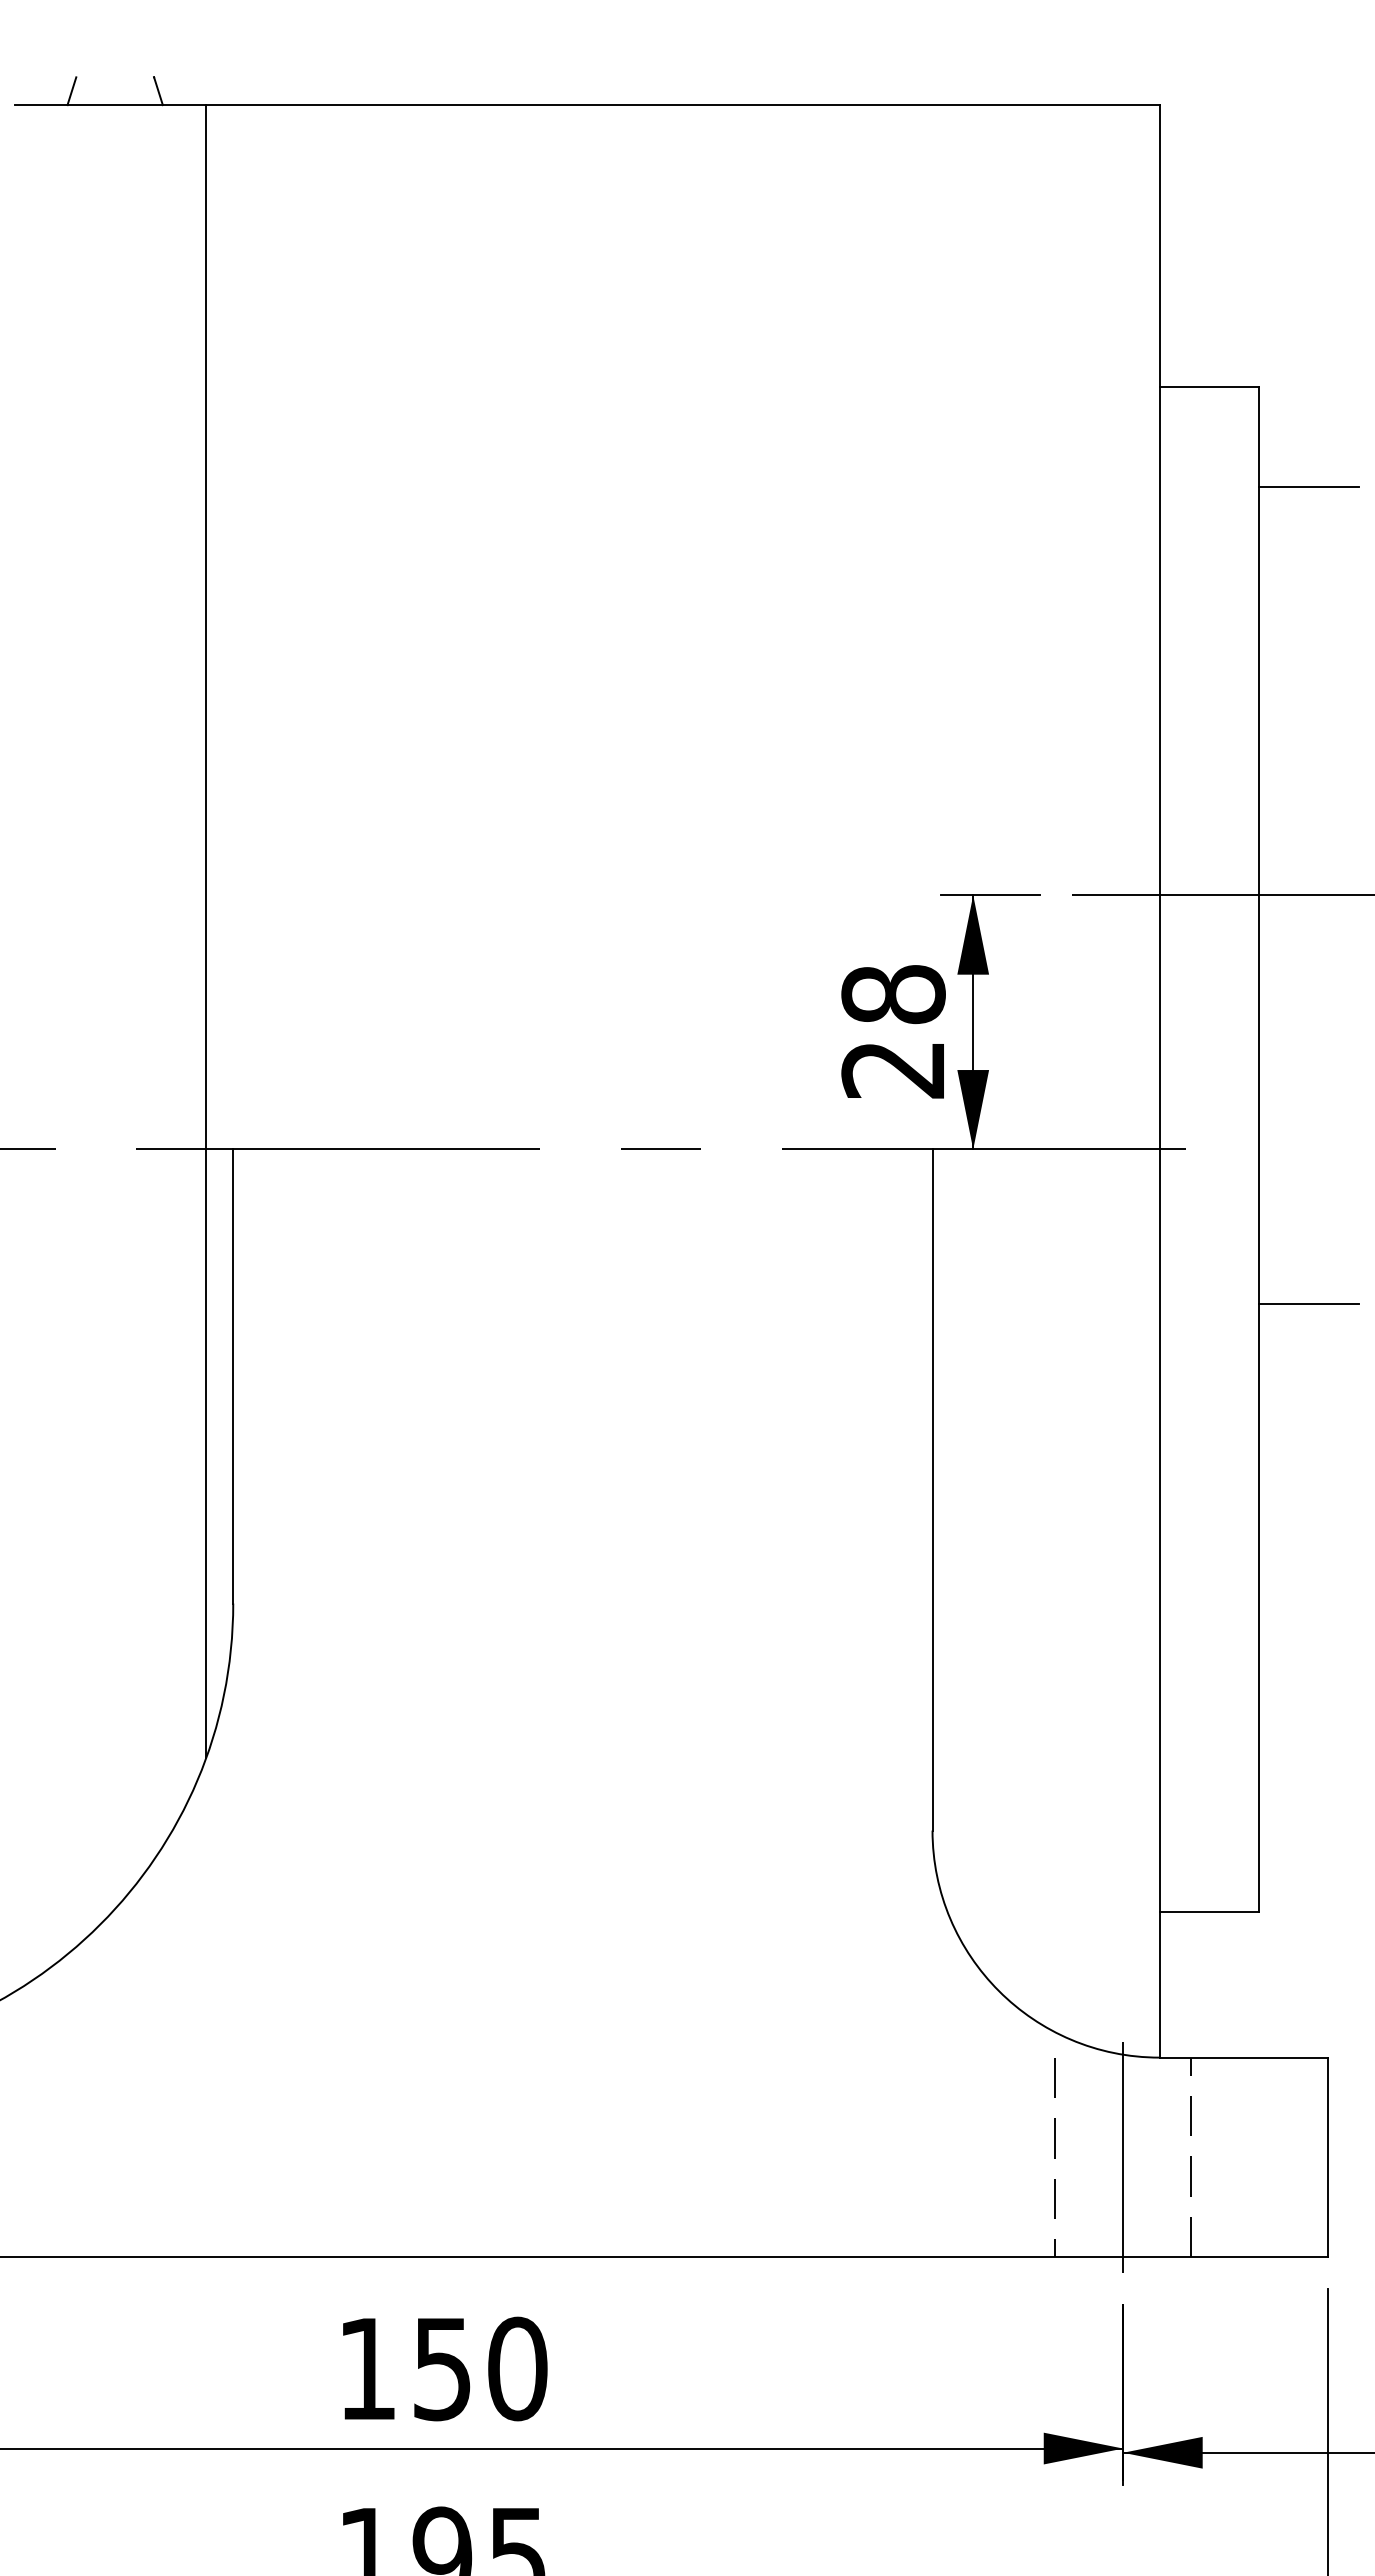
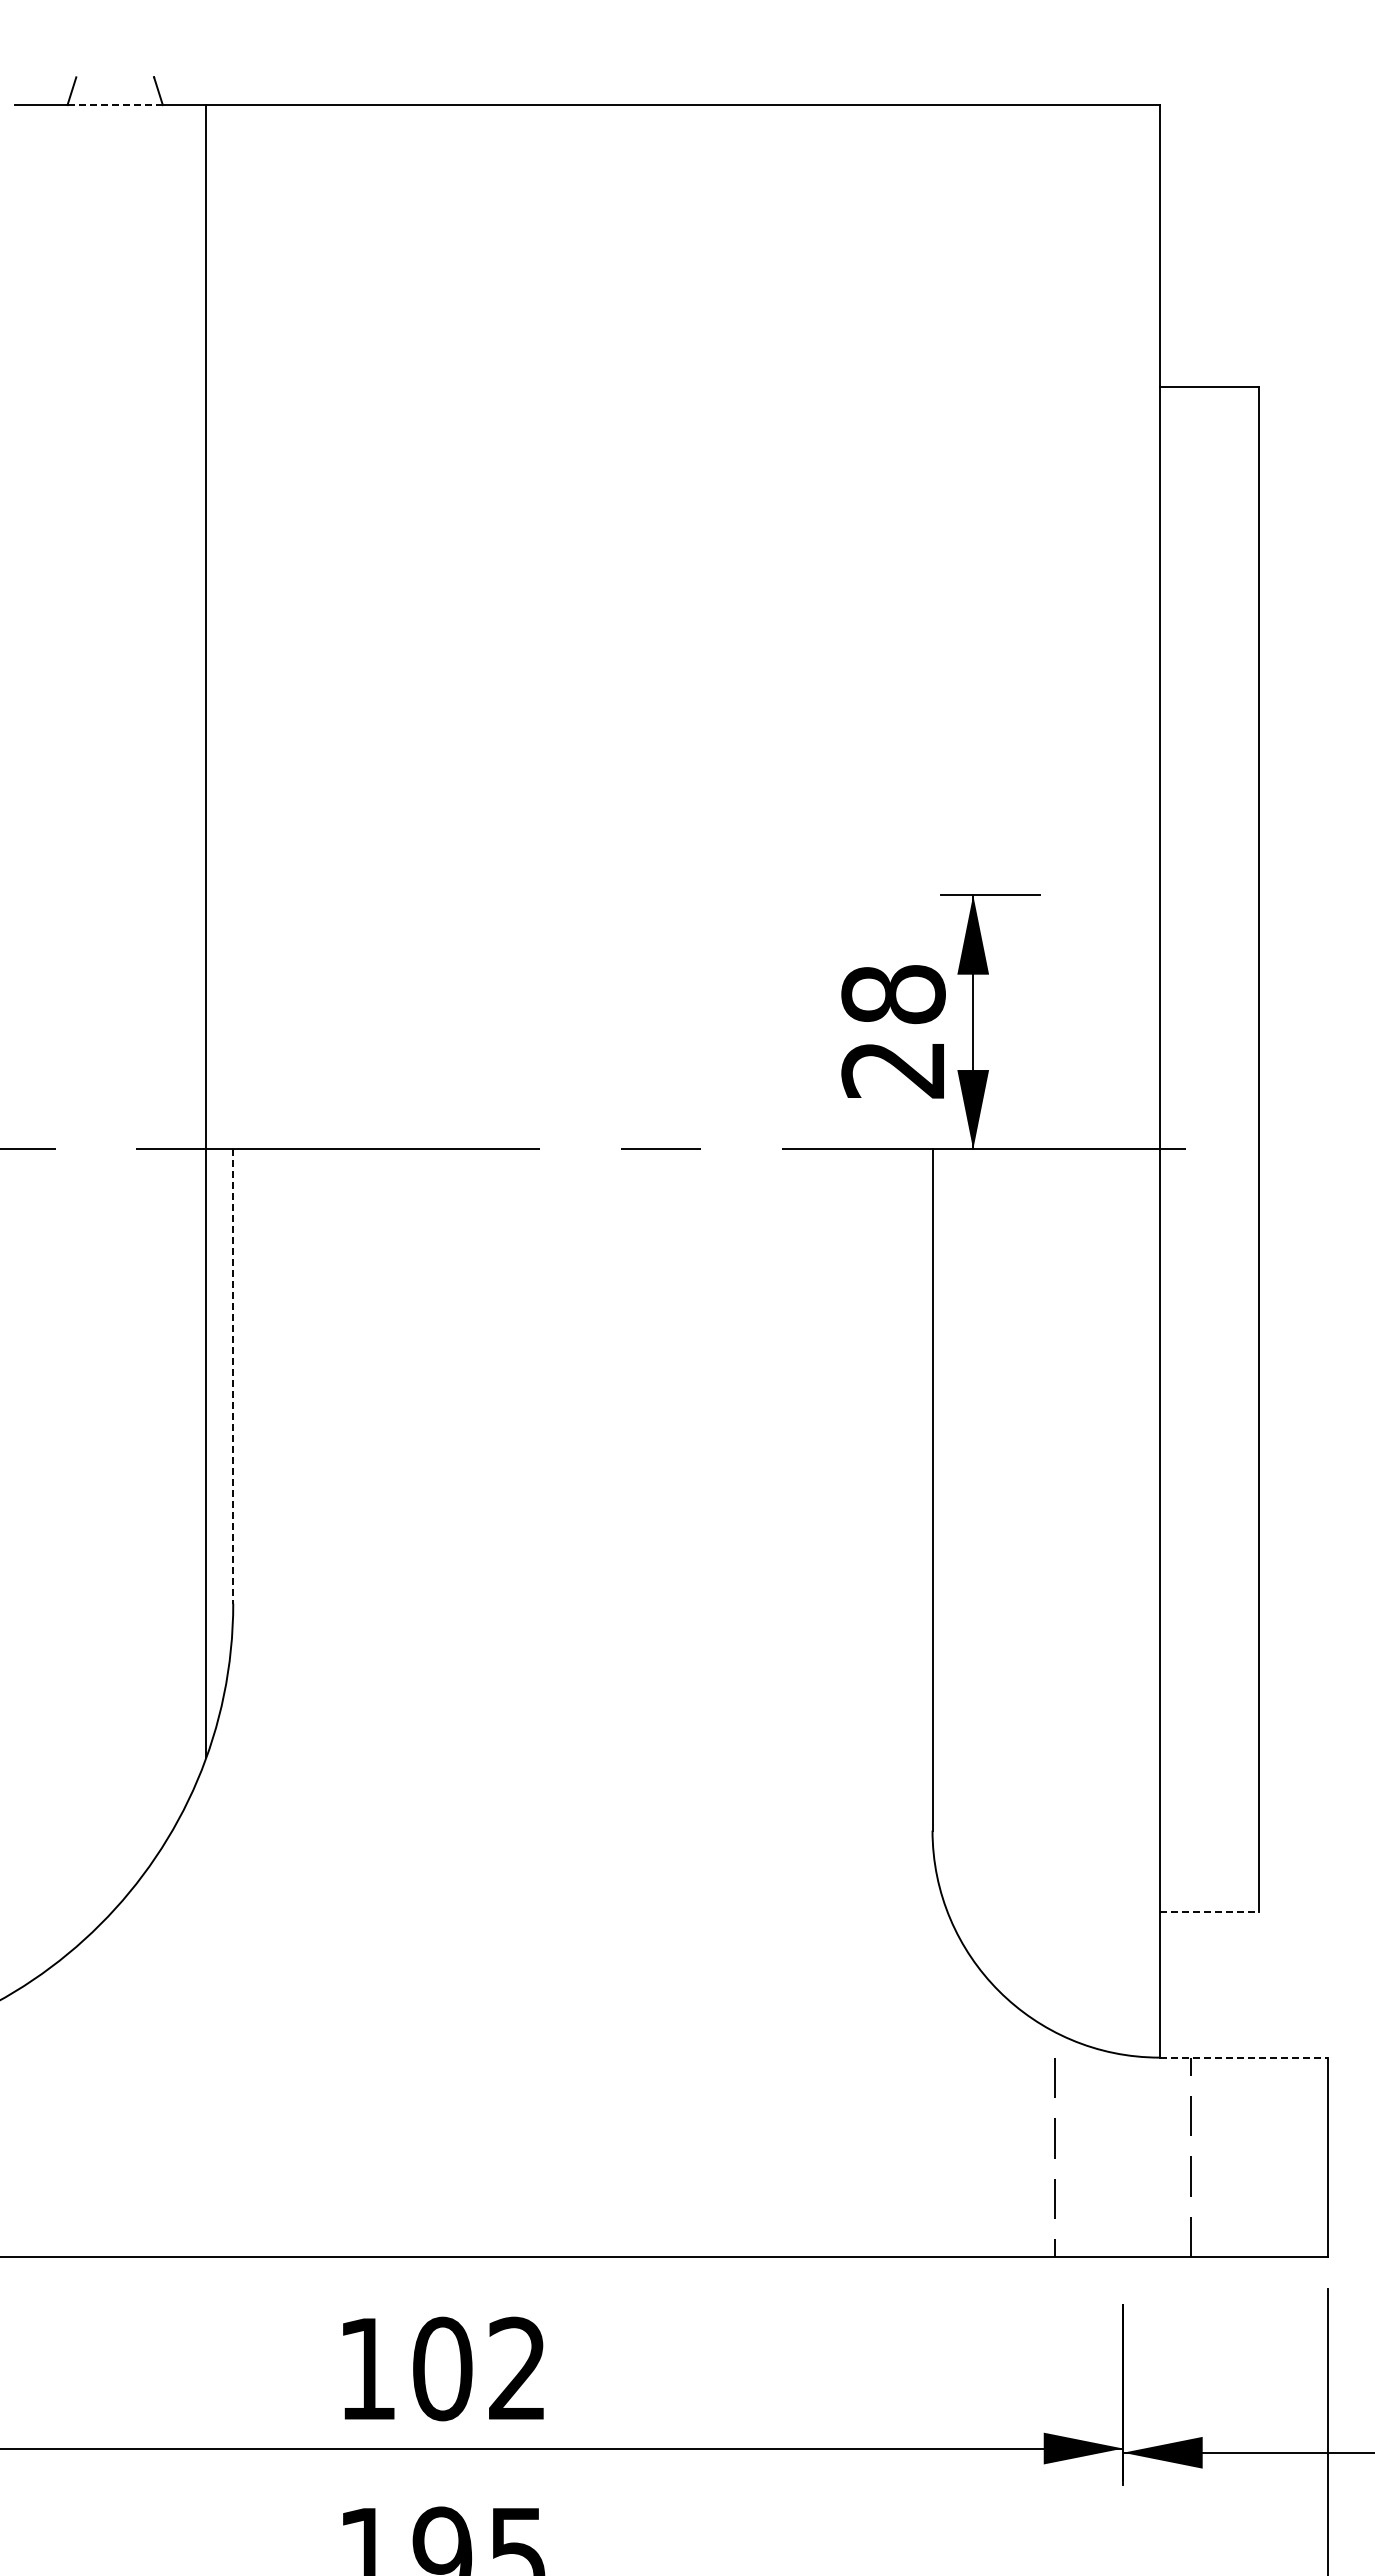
line: solid -> dashed (115, 105)
line: present -> none (1309, 486)
line: present -> none (1221, 895)
line: present -> none (1309, 1303)
line: solid -> dashed (233, 1377)
line: solid -> dashed (1209, 1912)
line: solid -> dashed (1244, 2057)
line: present -> none (1123, 2157)
text: 150 -> 102 (480, 2368)
